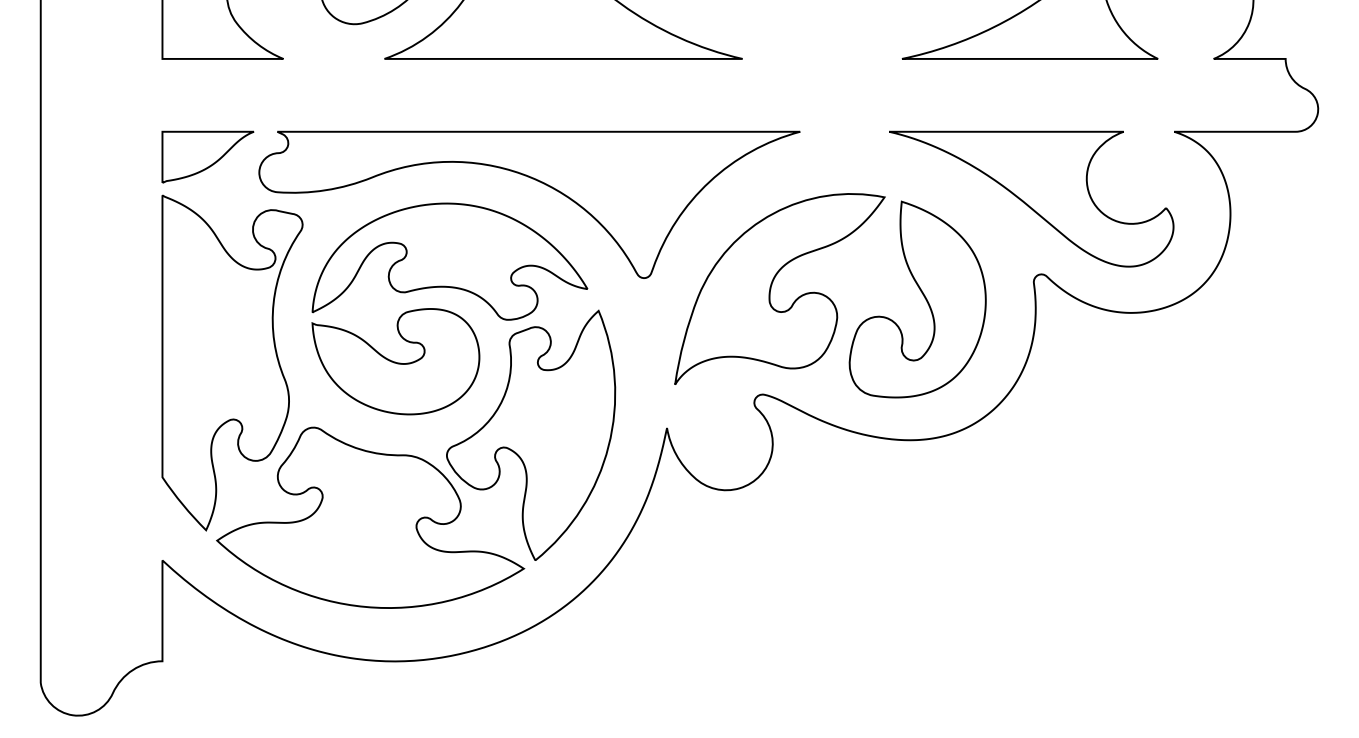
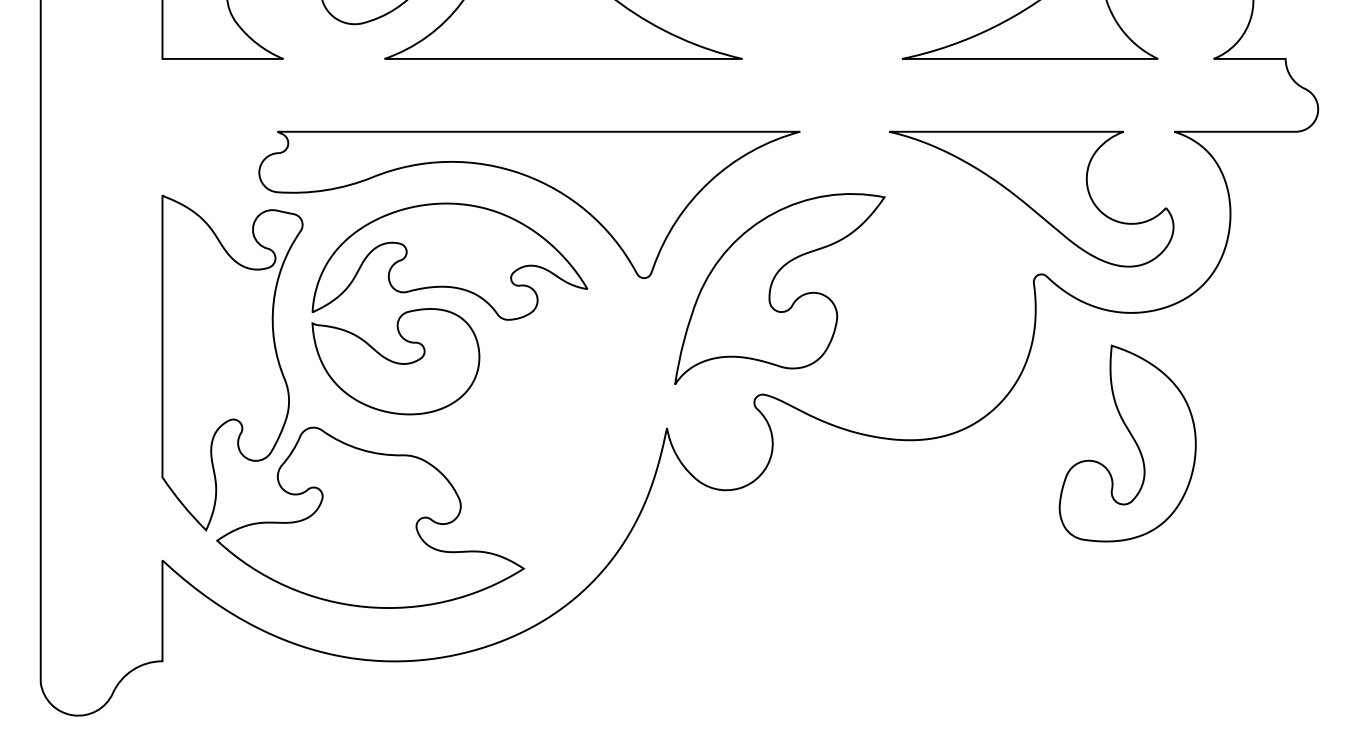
part: present -> none (207, 156)
part position: (923, 296) -> (1133, 440) (1133, 440)
part: present -> none (531, 434)
